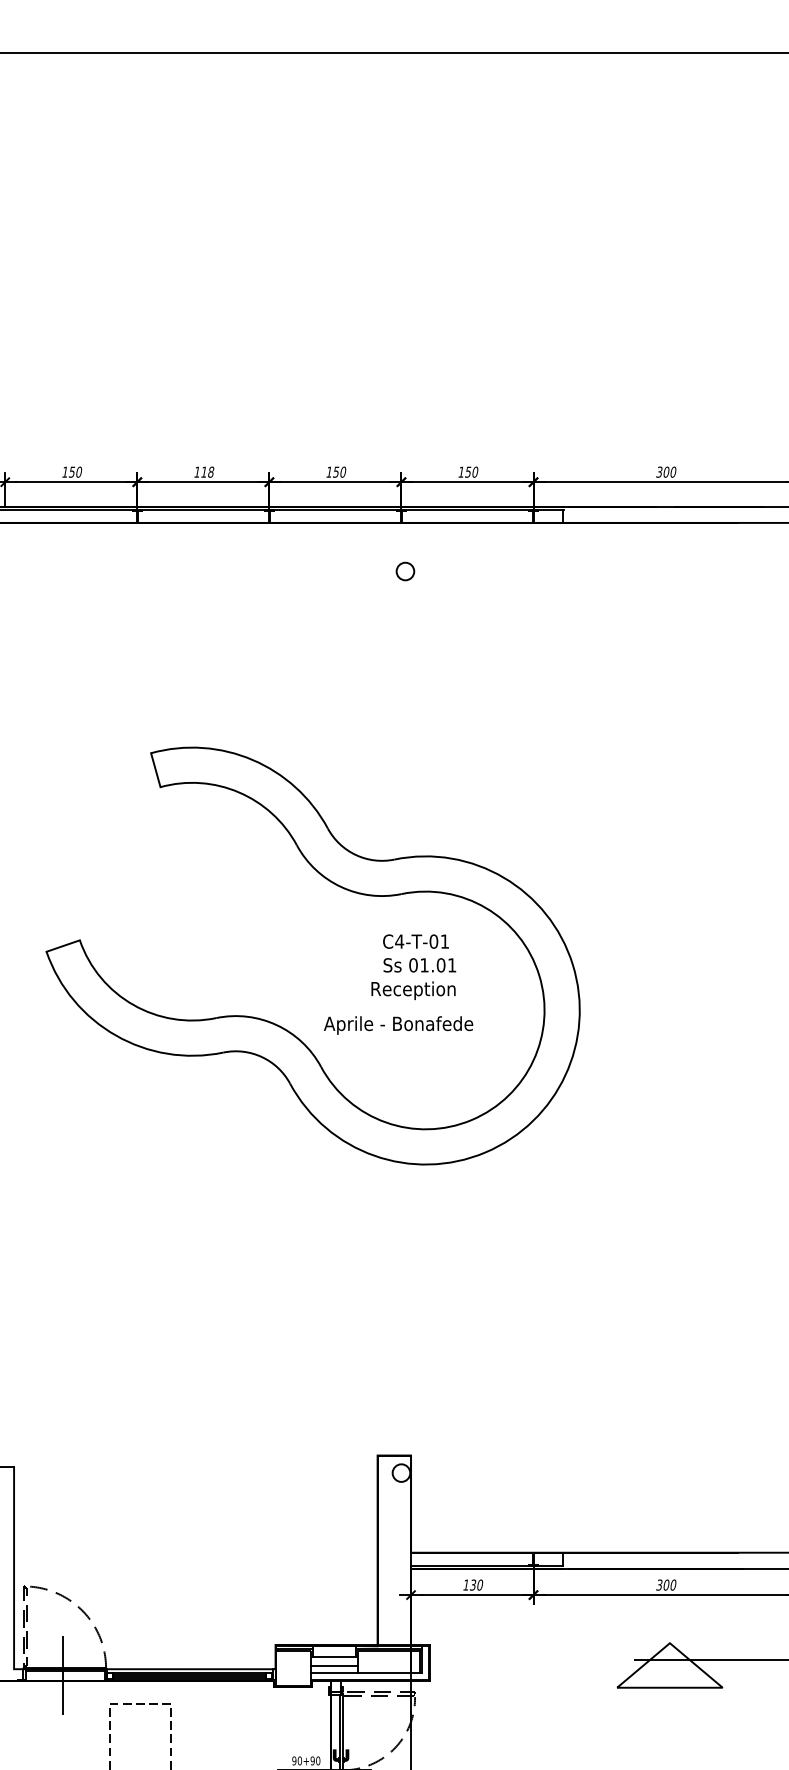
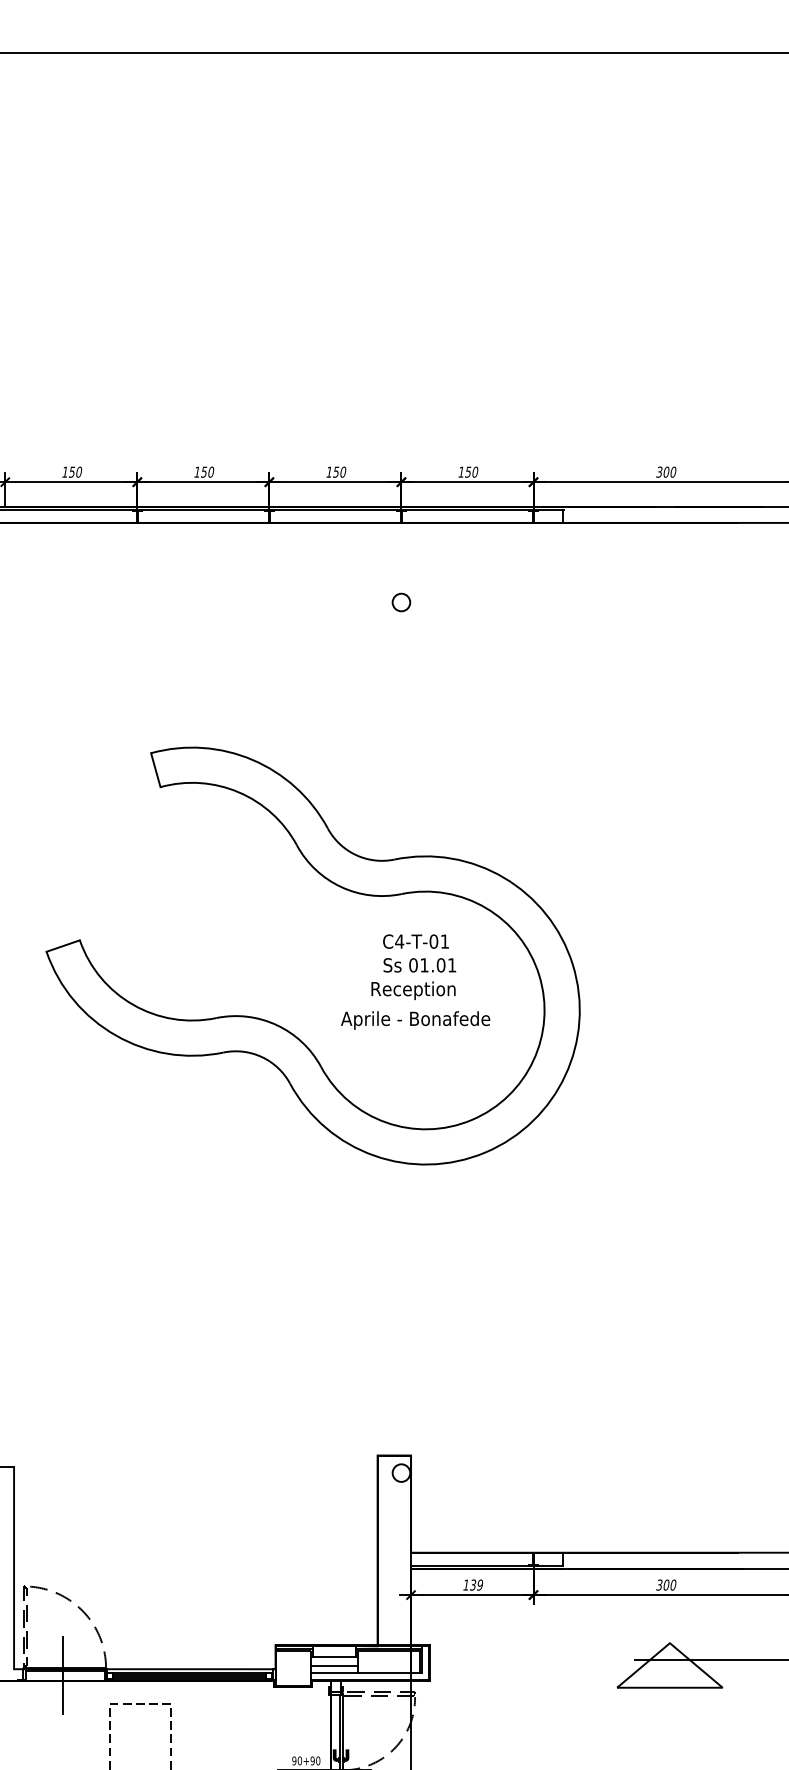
text: 118 -> 150 (207, 471)
circle position: (405, 571) -> (401, 602) (401, 602)
text position: (398, 1025) -> (415, 1020) (415, 1020)
text: 130 -> 139 (479, 1585)
